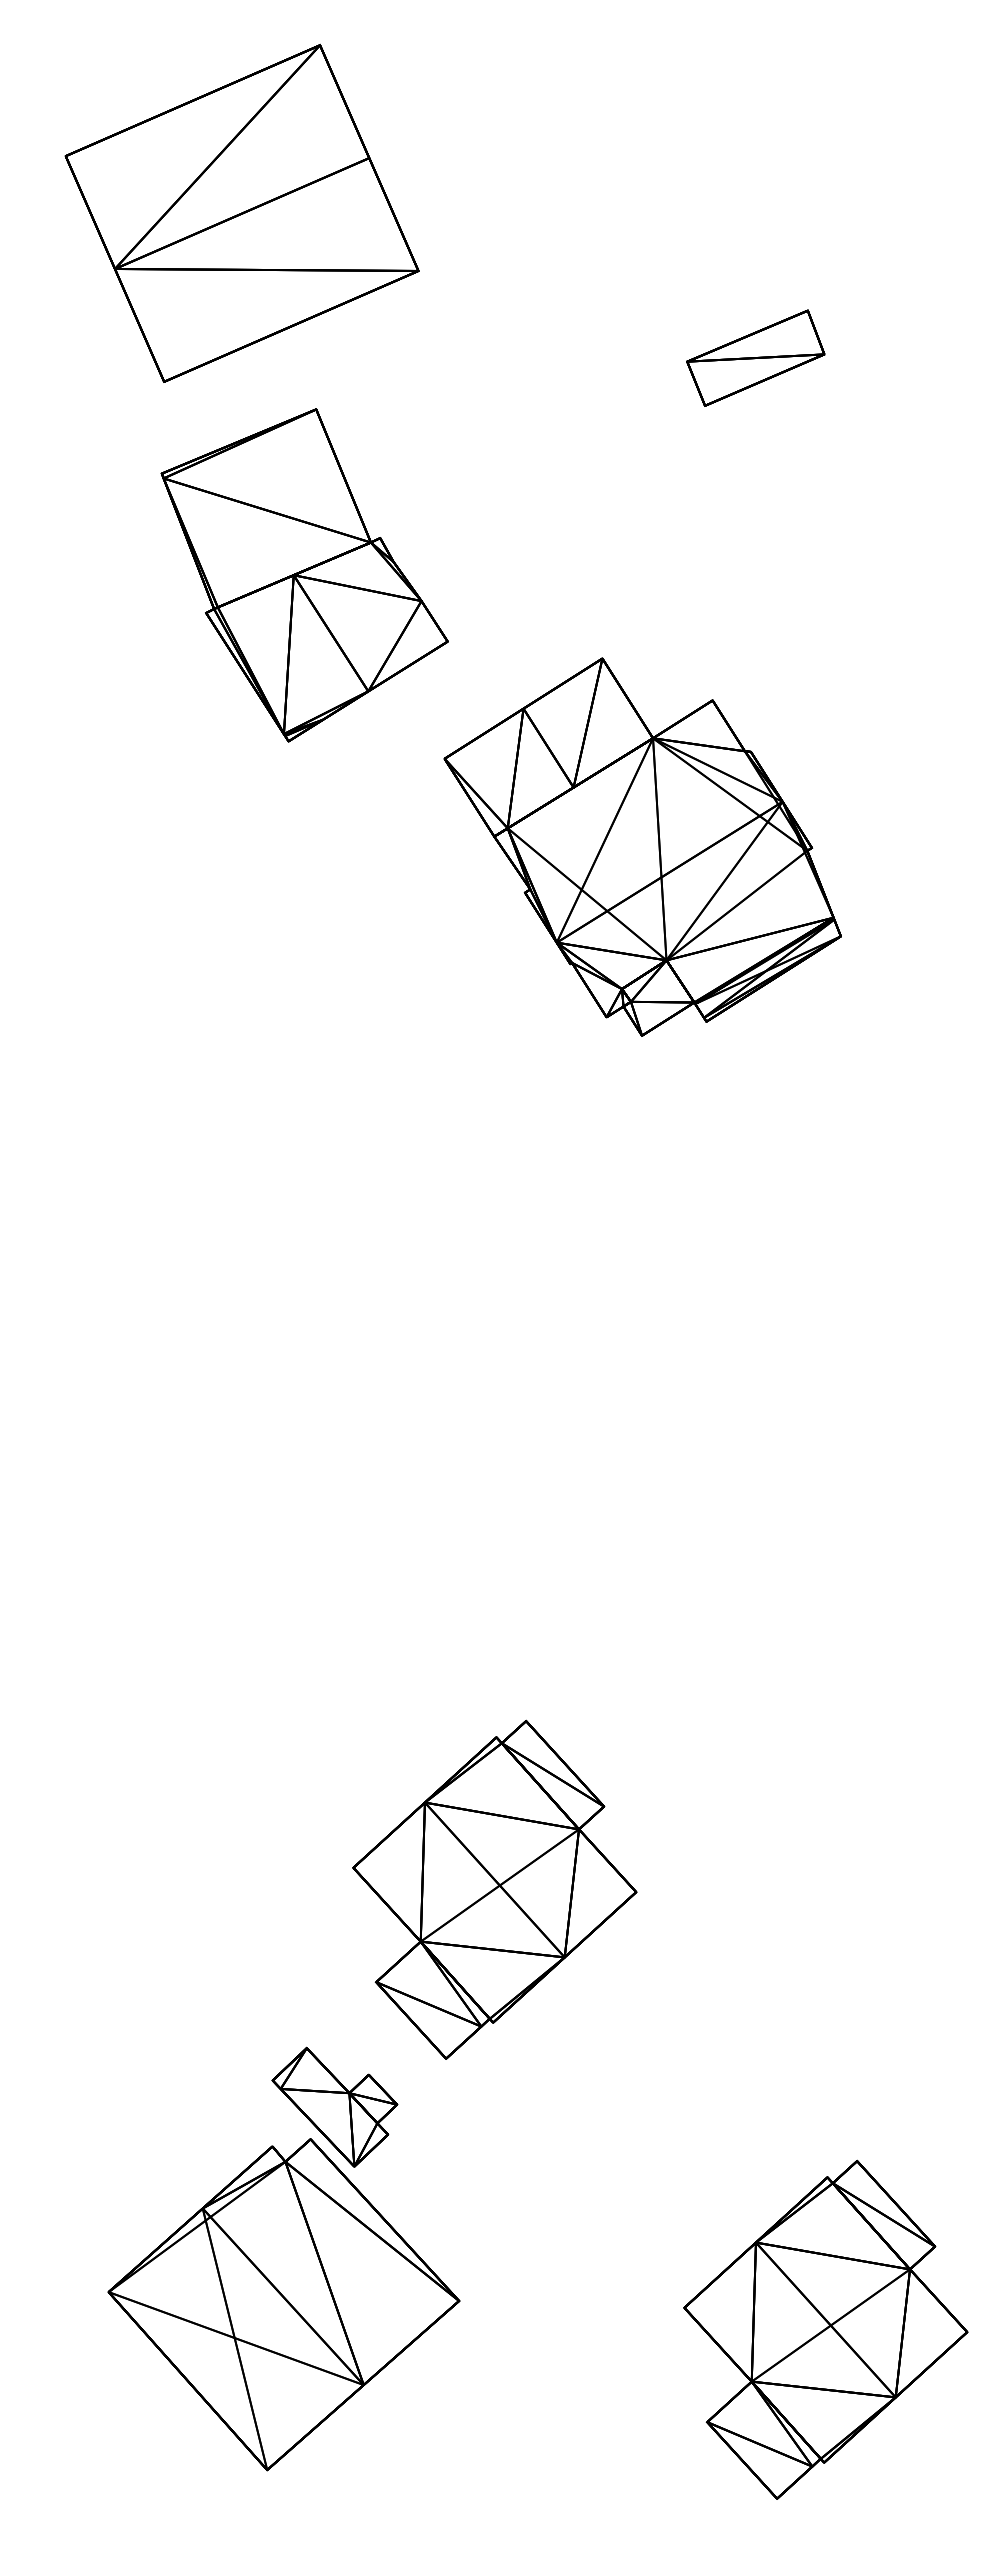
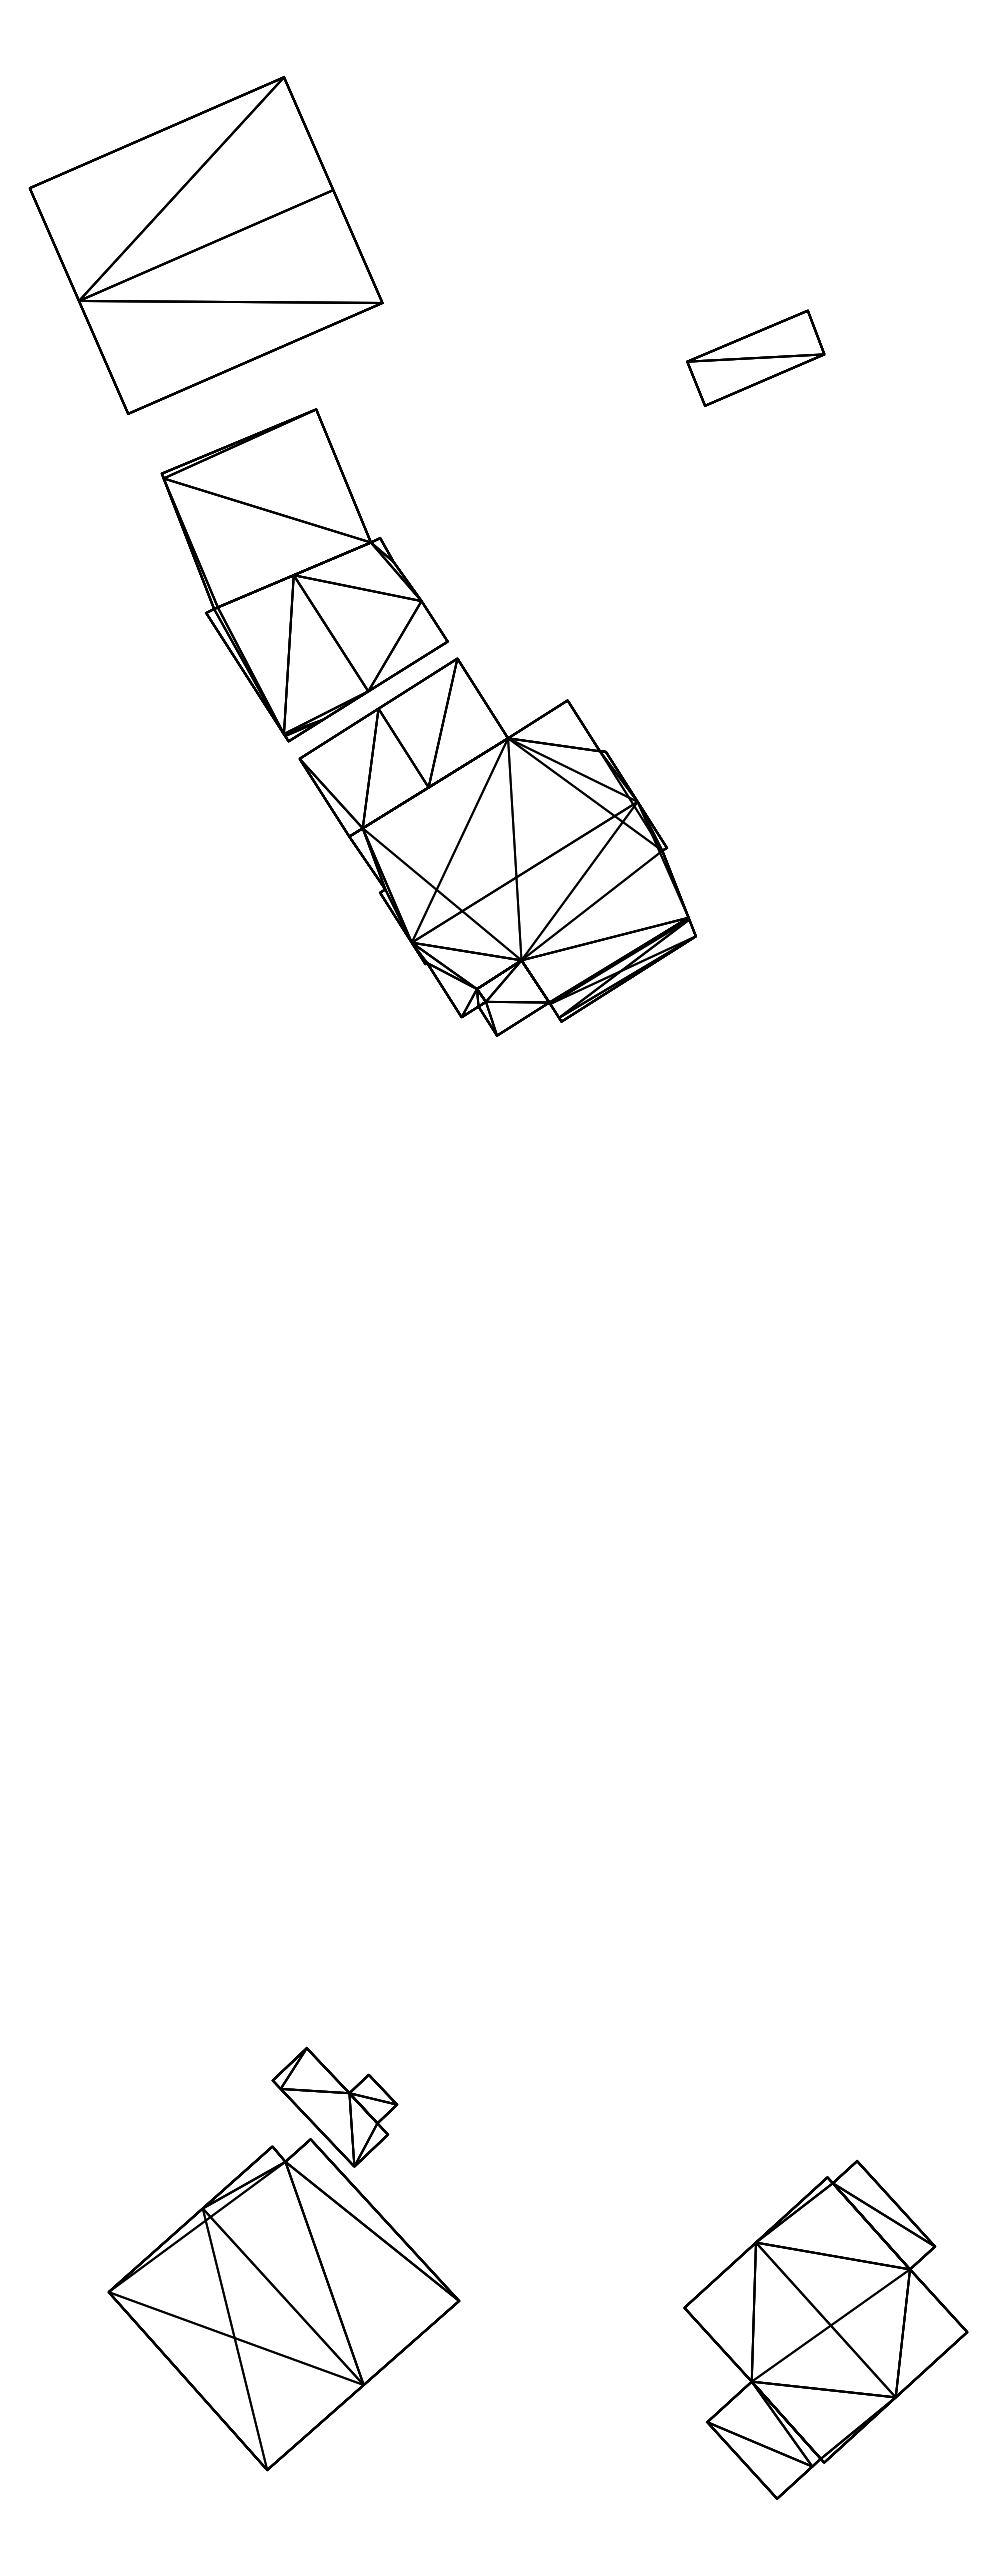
part position: (241, 212) -> (205, 244) (205, 244)
part position: (642, 846) -> (497, 846) (497, 846)
part: present -> none (494, 1889)
